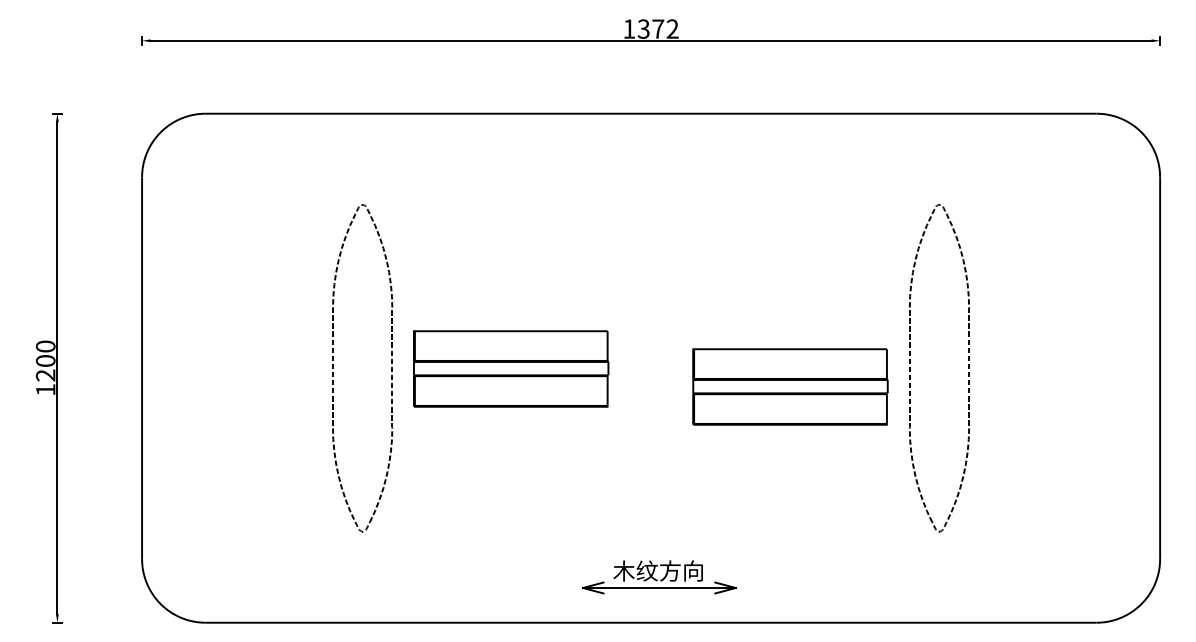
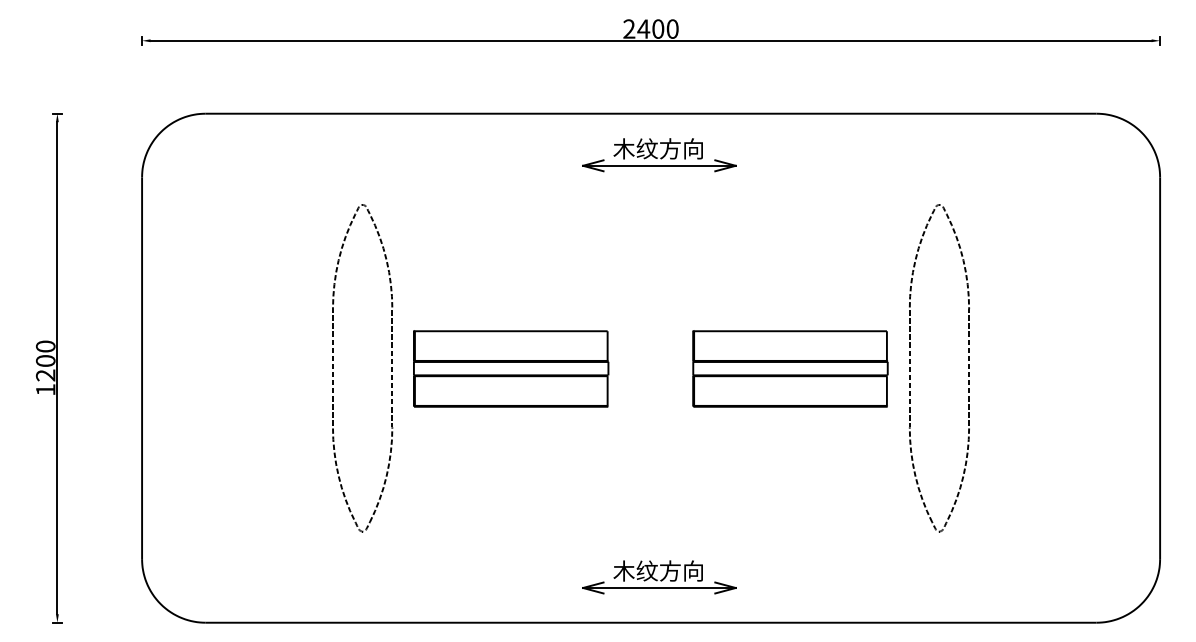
text: 1372 -> 2400 (650, 28)
part: none -> present (659, 155)
part position: (790, 386) -> (790, 368) (790, 368)
